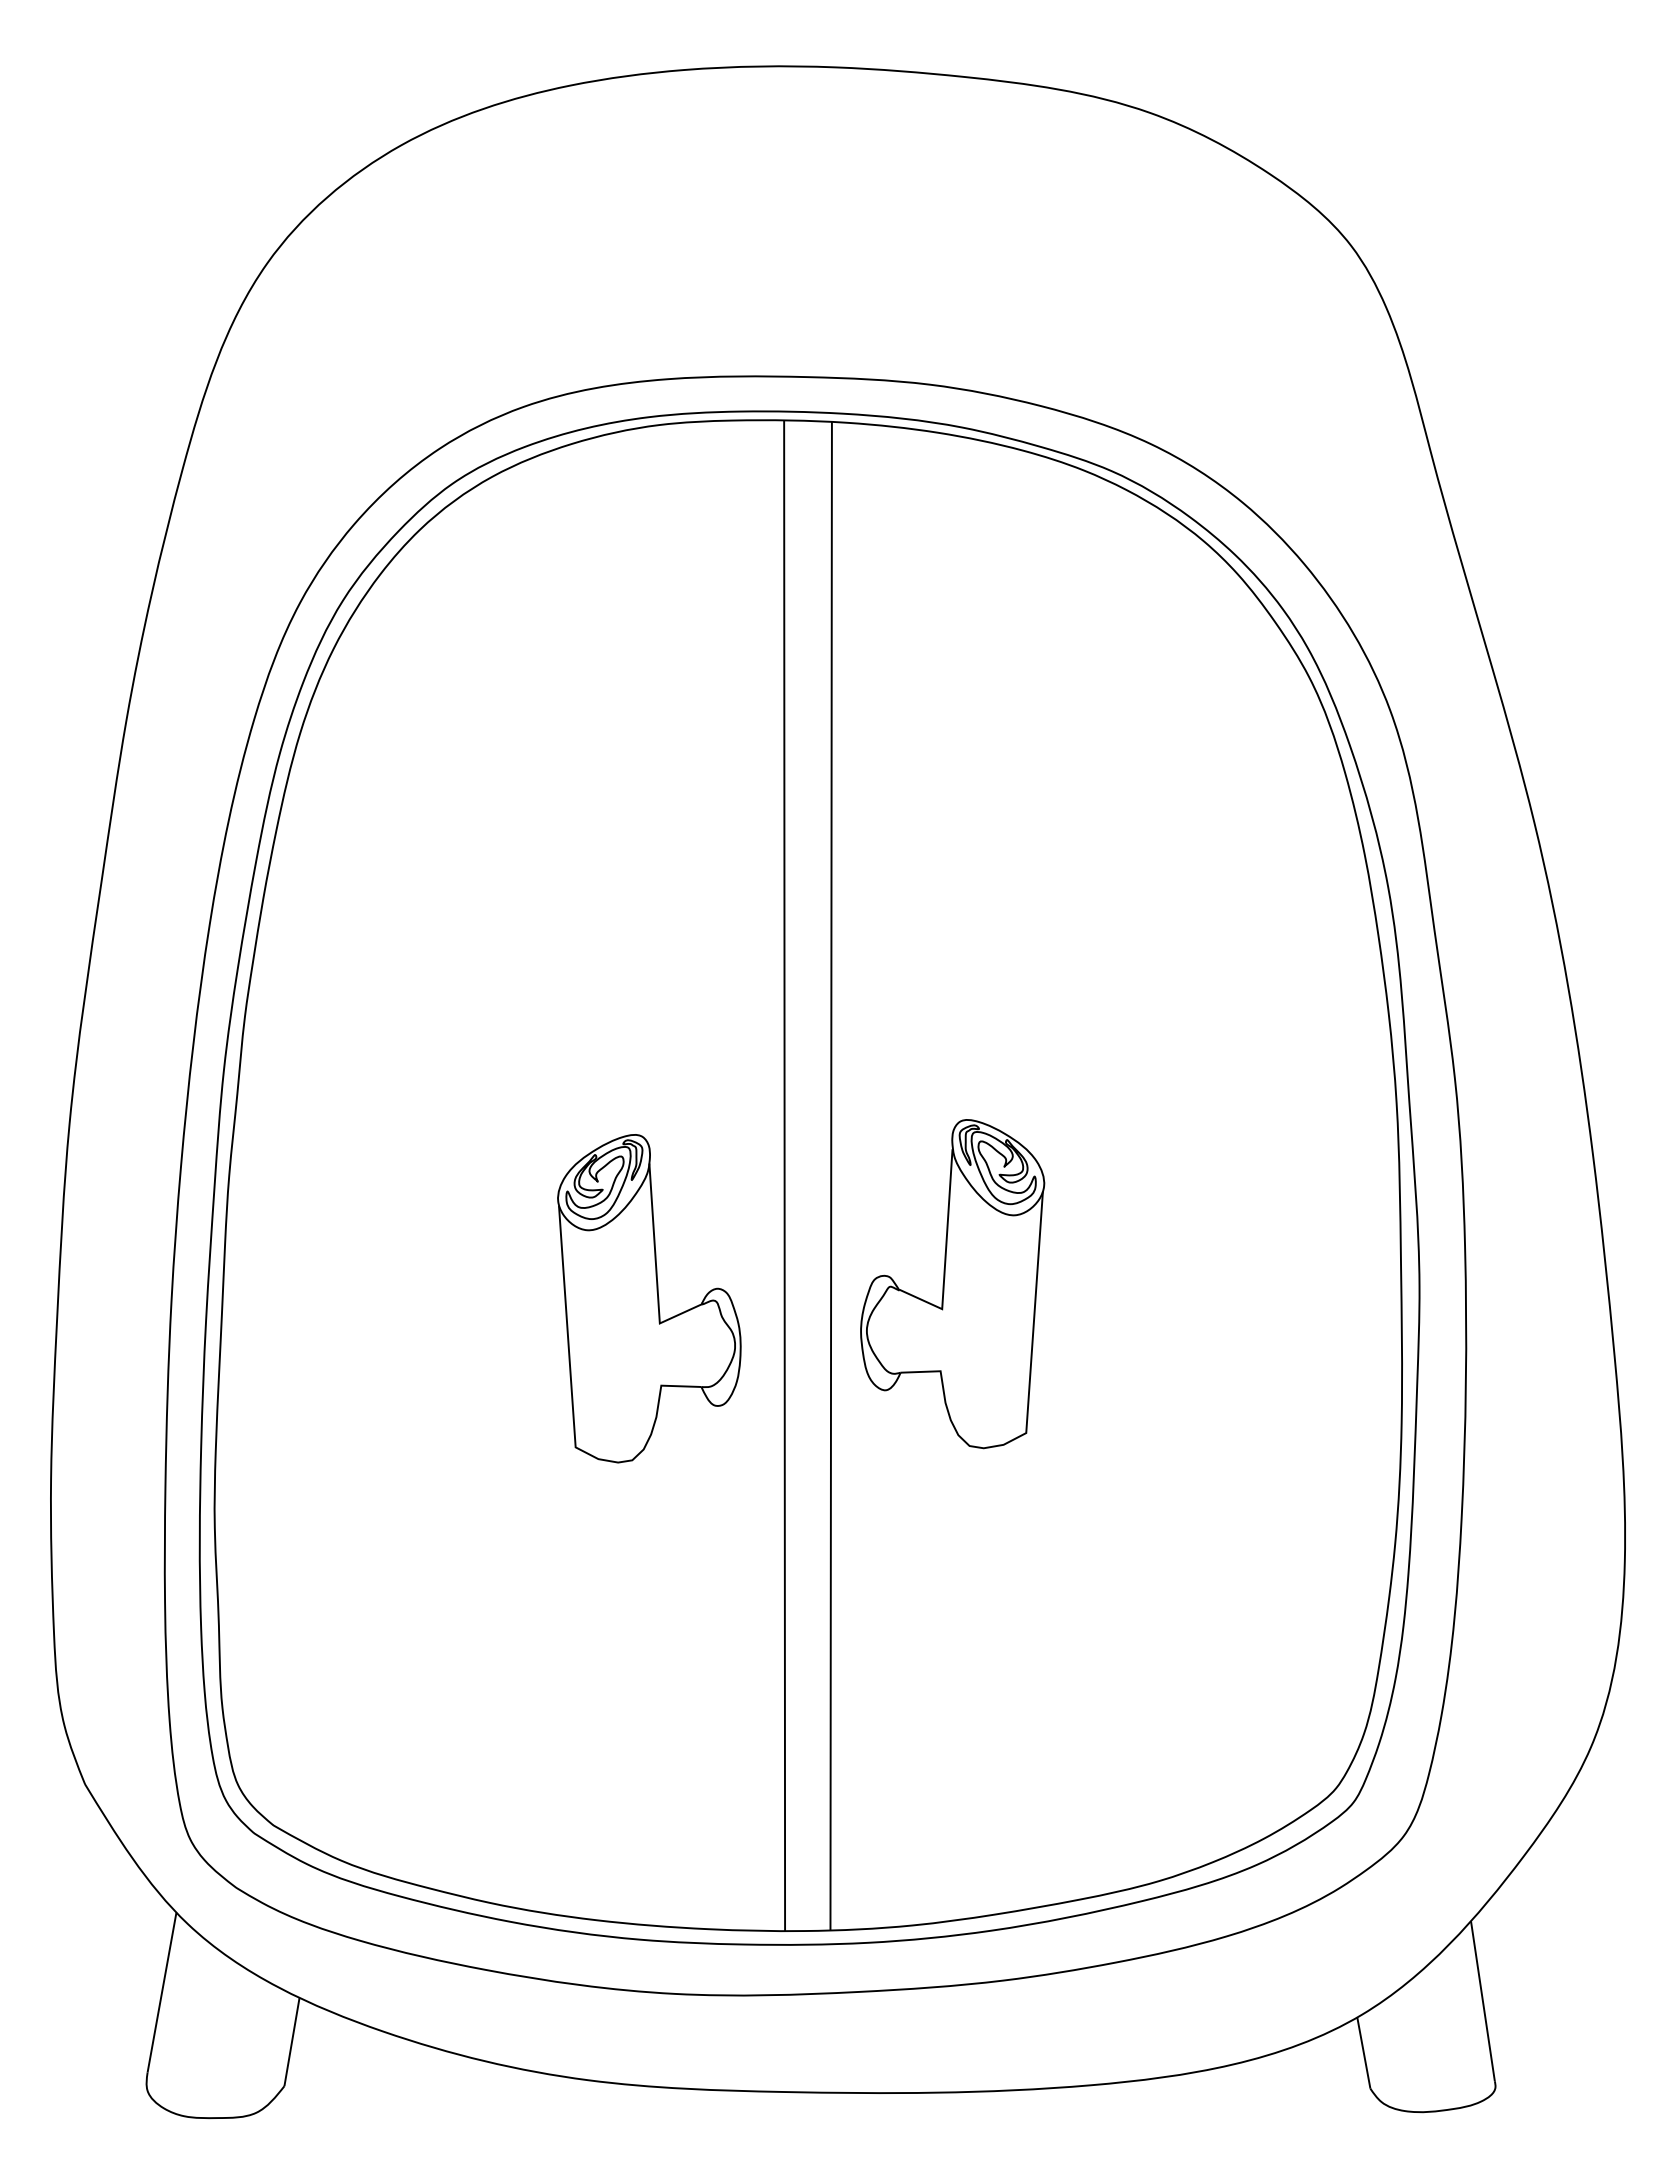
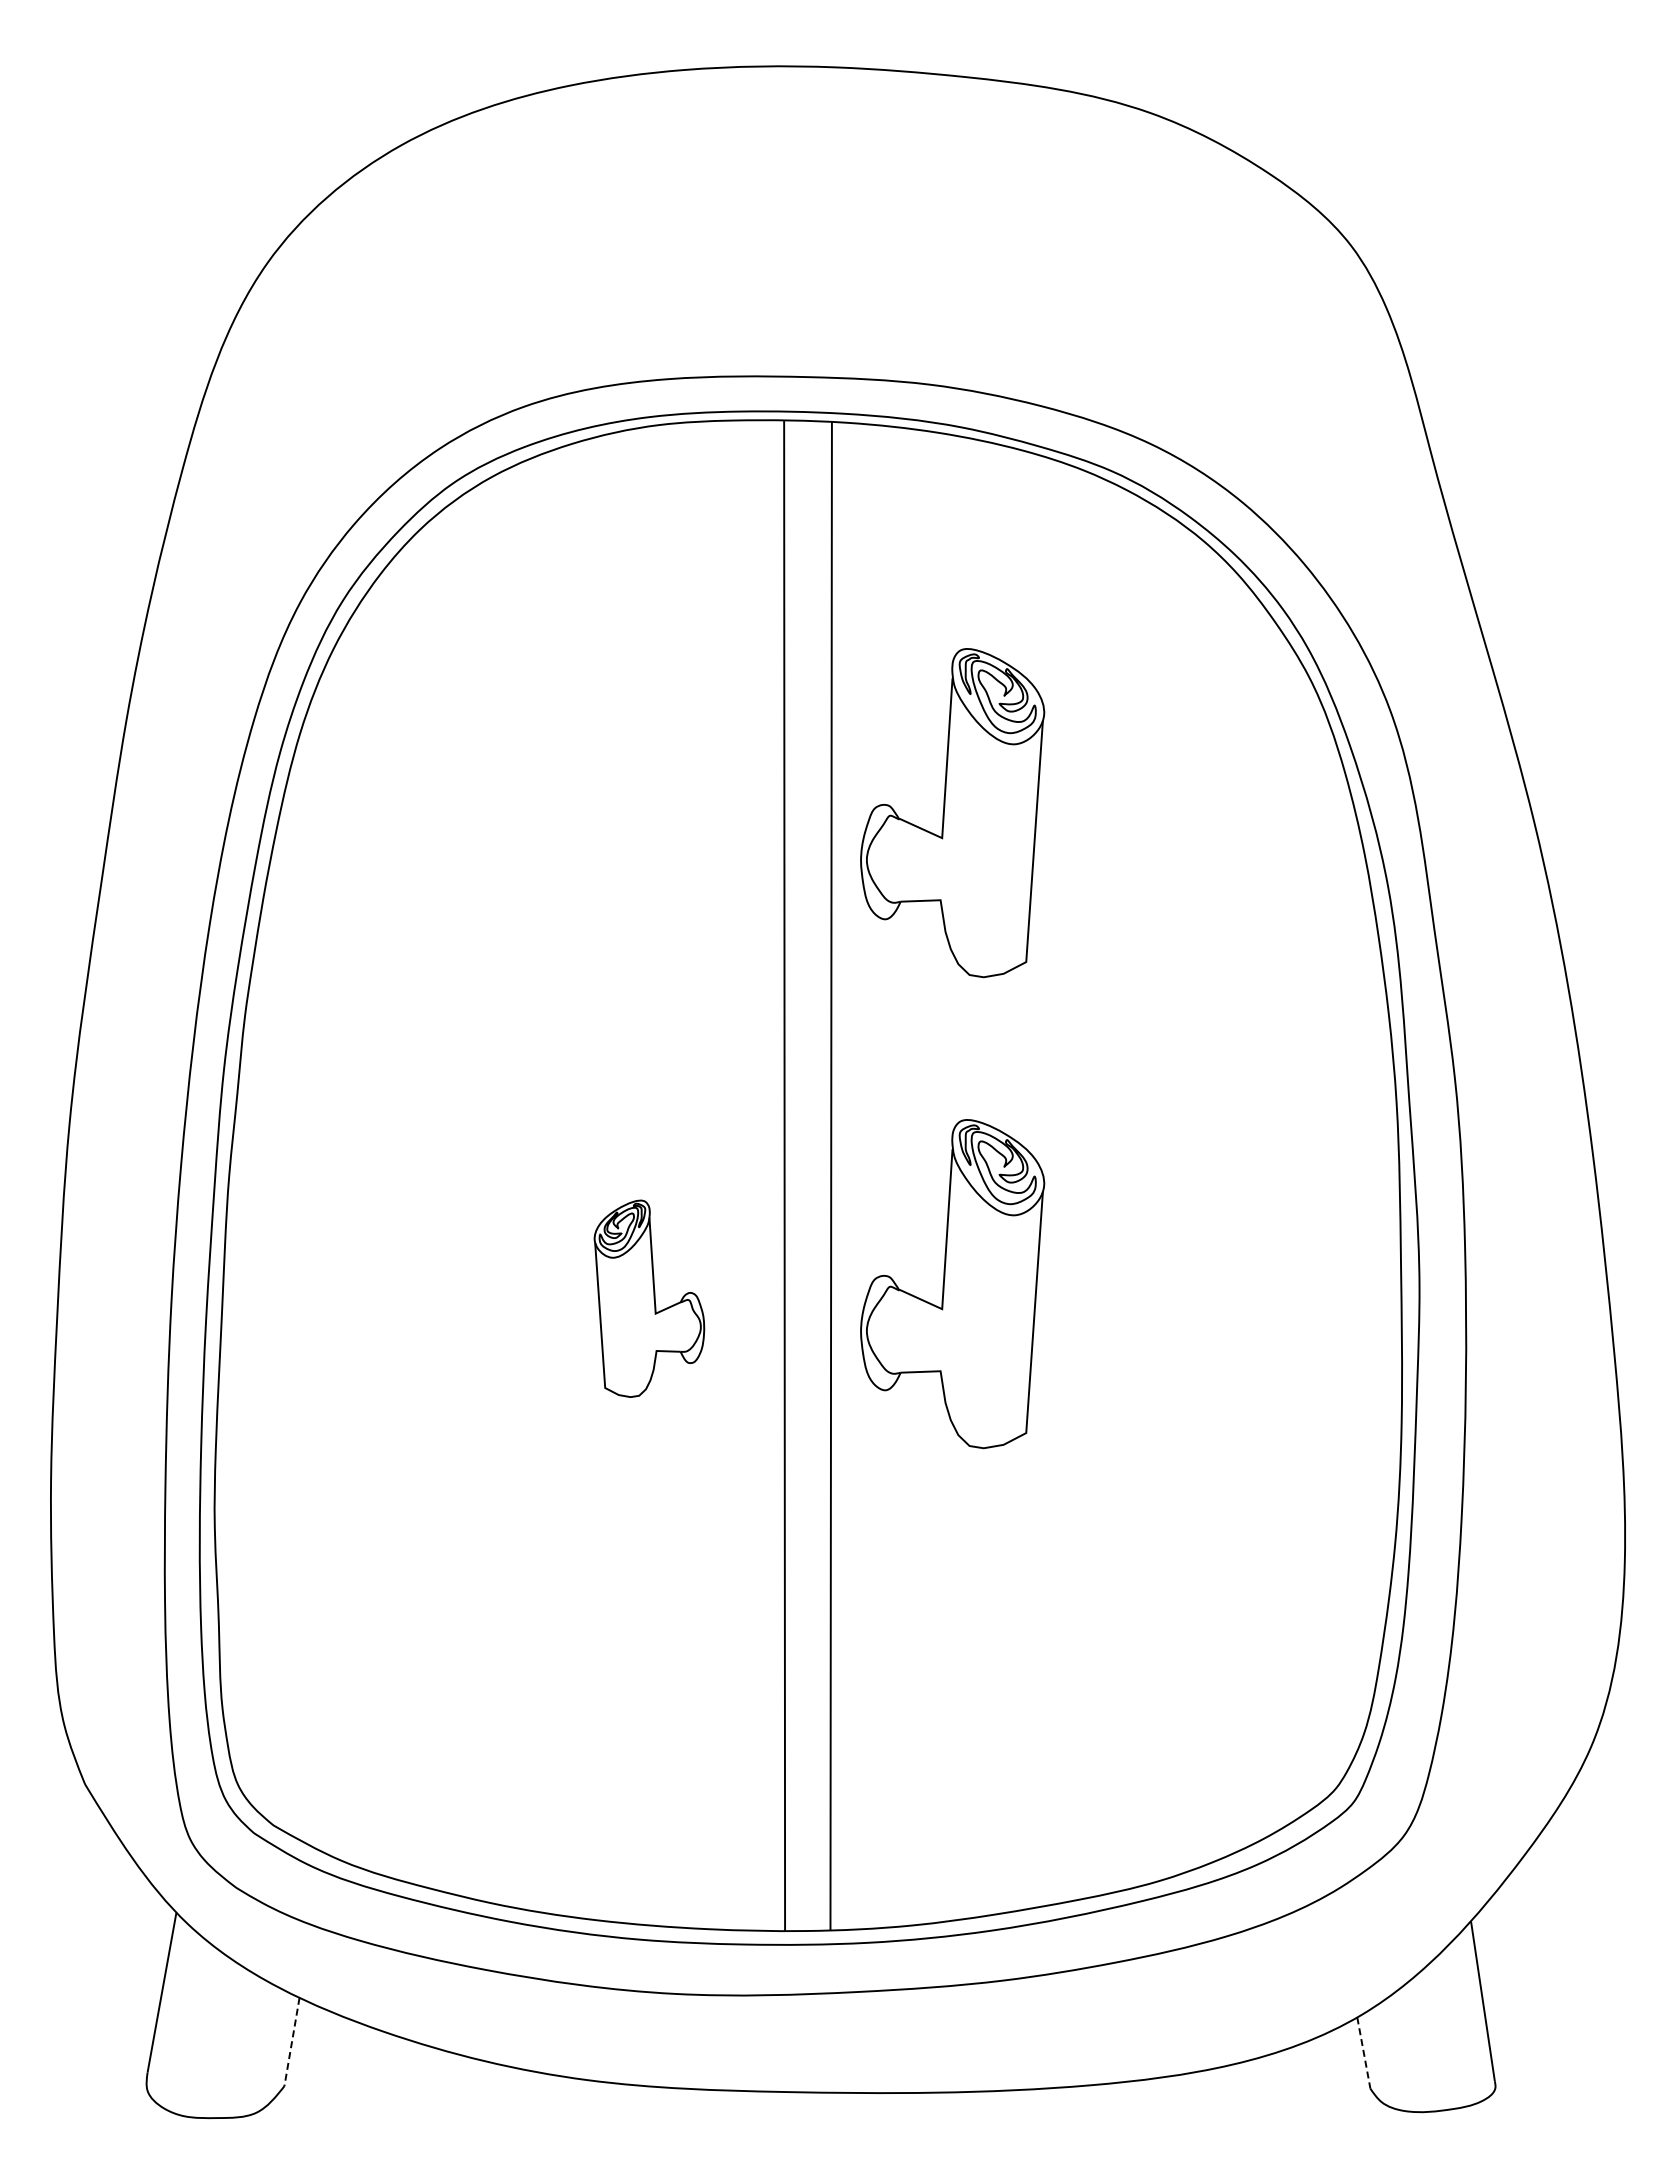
part: none -> present (952, 813)
part size: 185x330 px -> 113x199 px (649, 1298)
line: solid -> dashed (292, 2042)
line: solid -> dashed (1363, 2053)
